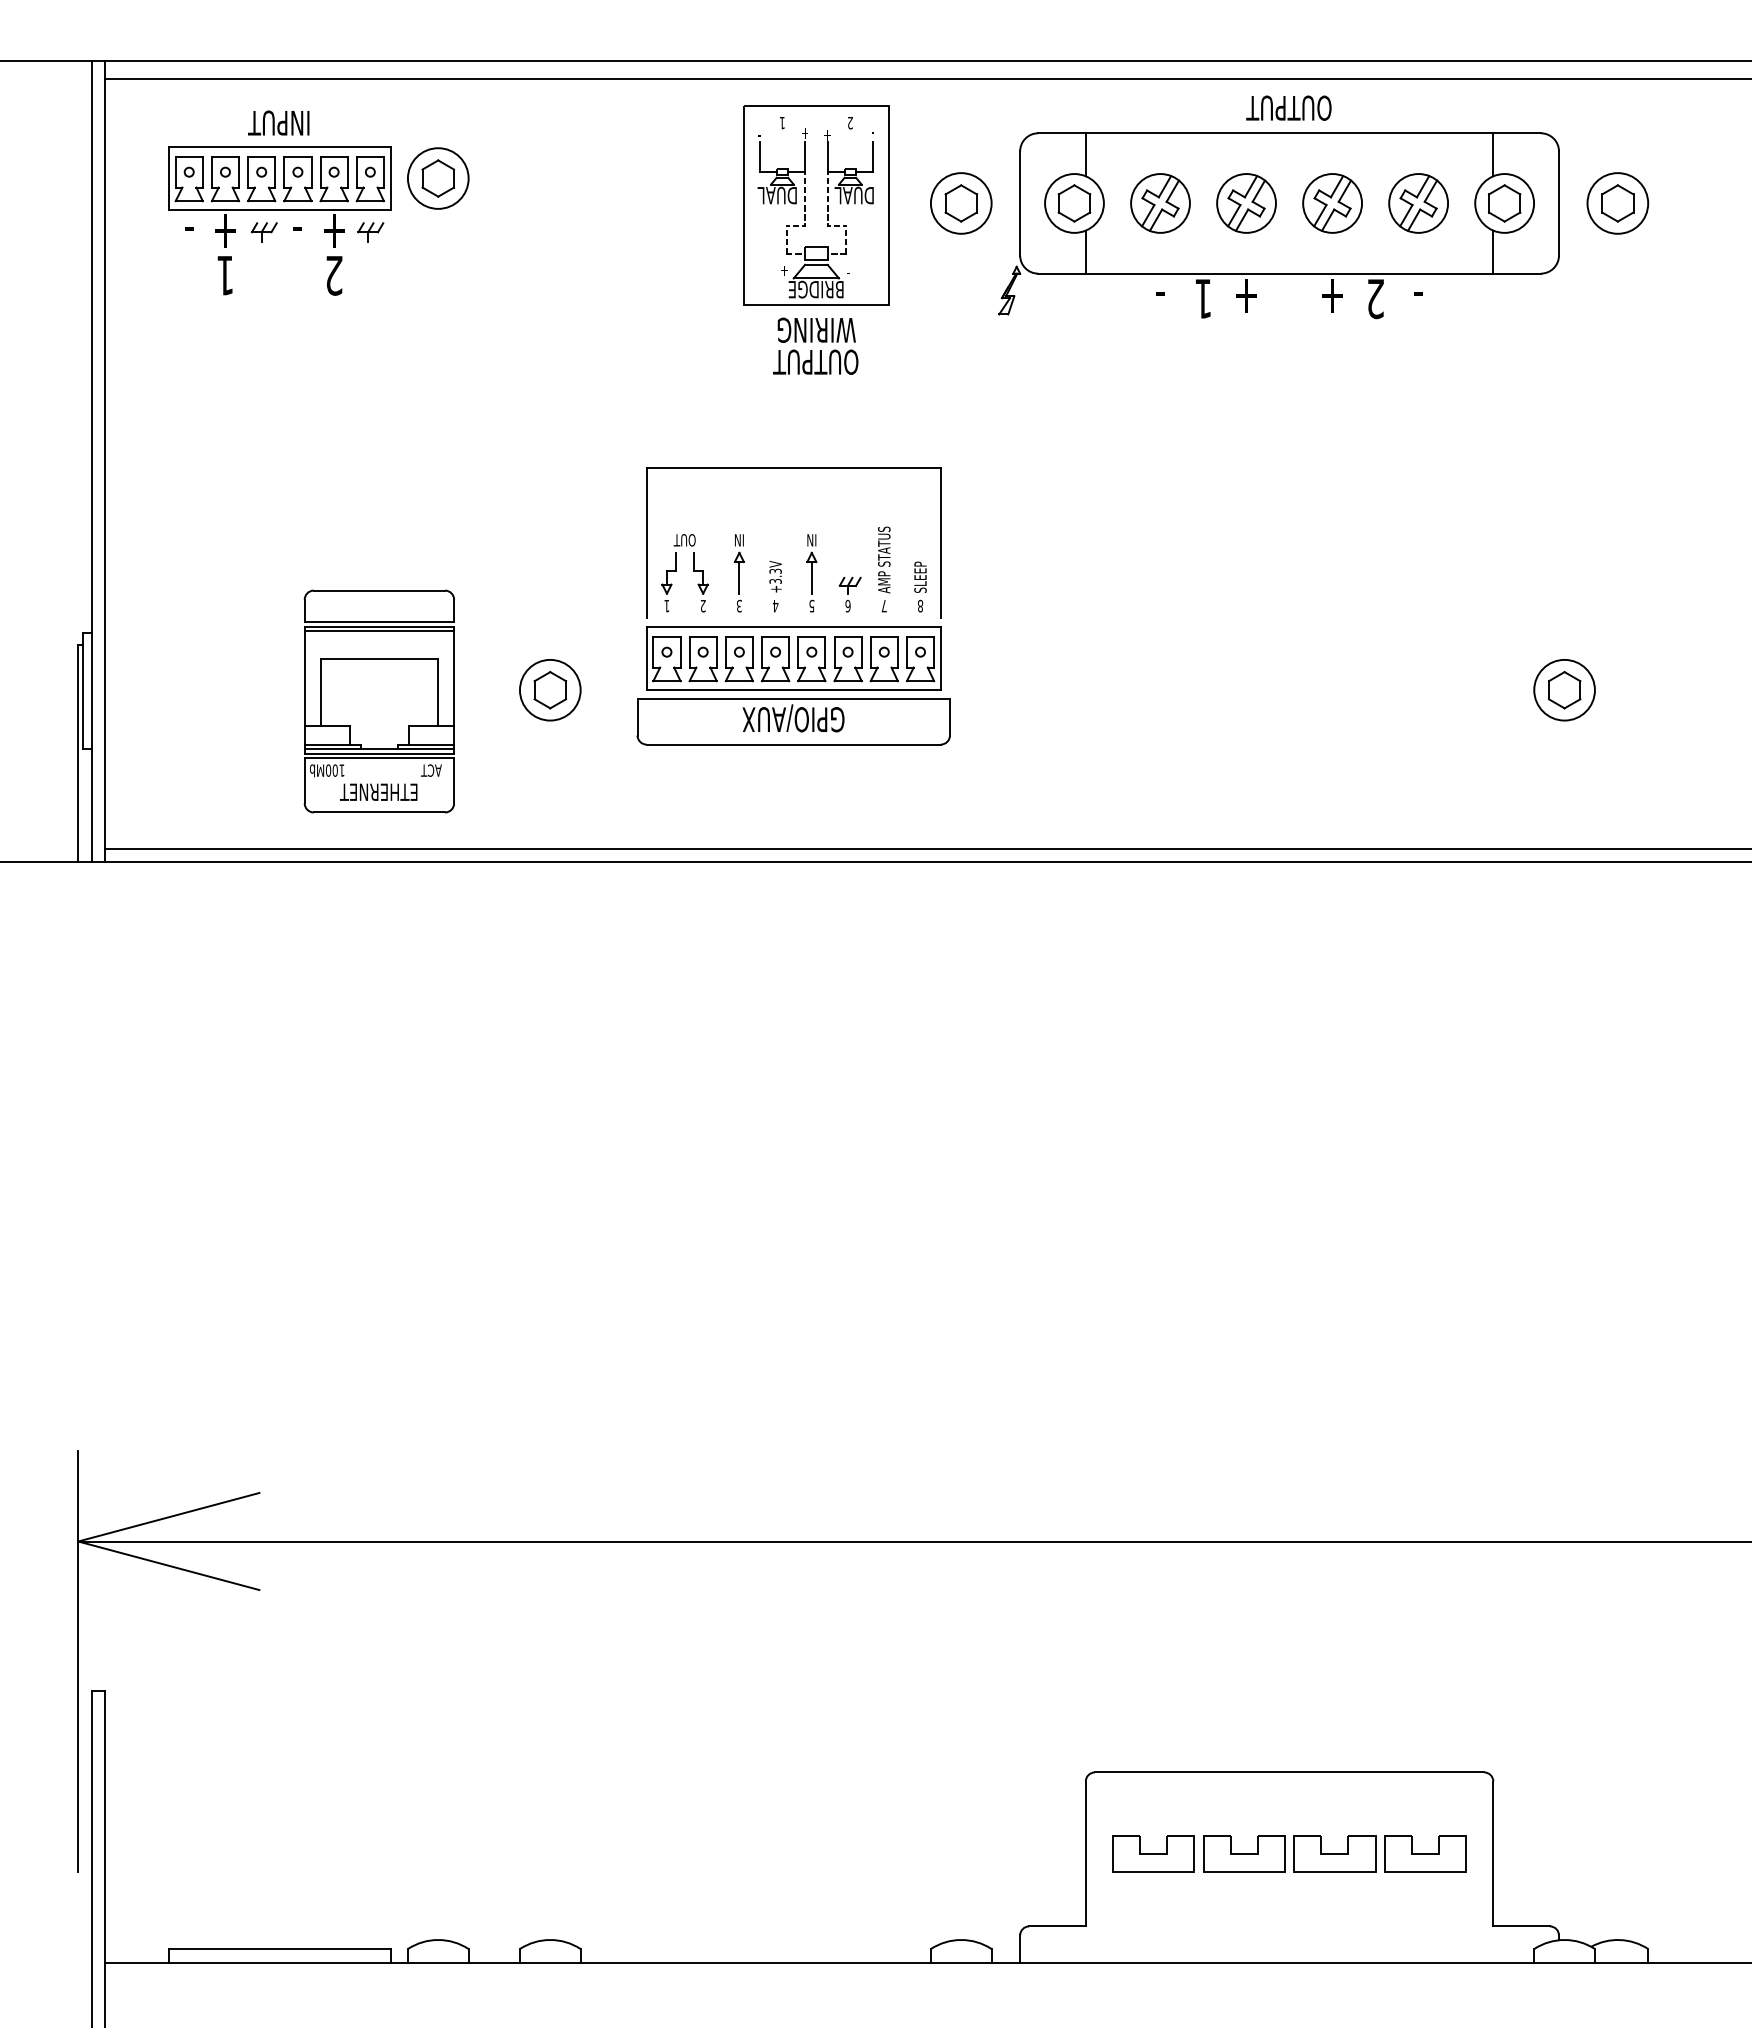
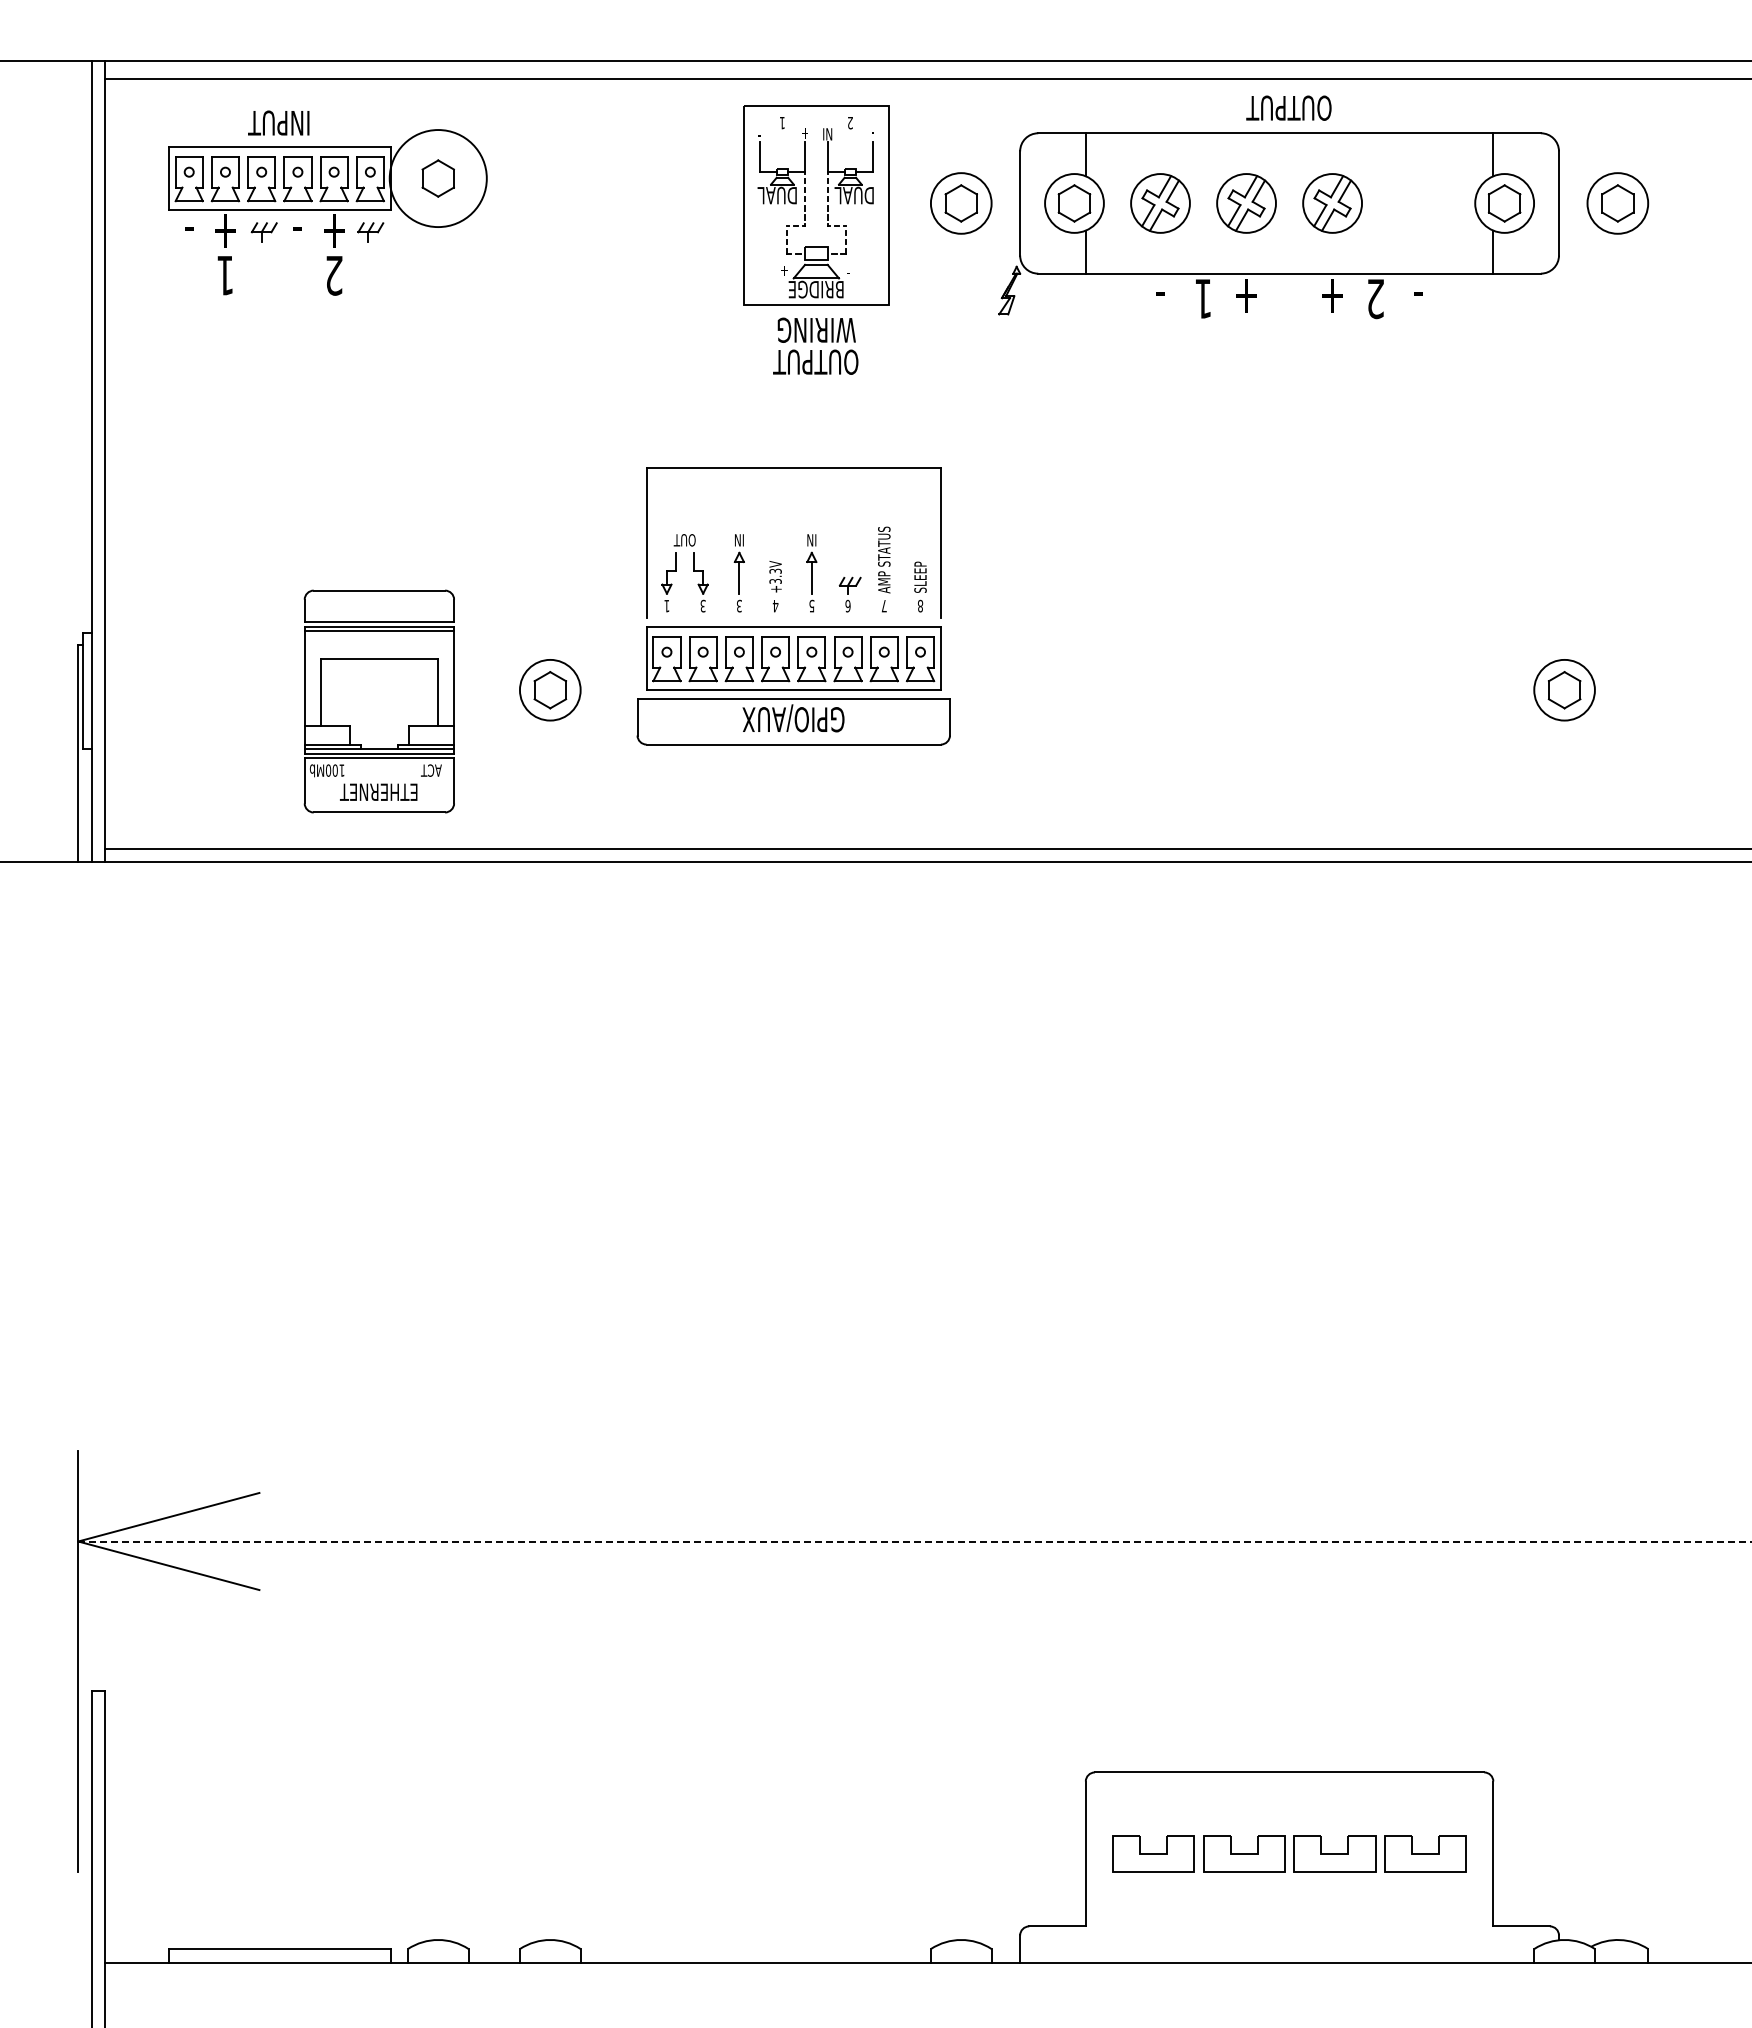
text: + -> IN (827, 134)
circle diameter: 61 px -> 97 px (437, 178)
part: present -> none (1418, 203)
text: 2 -> 3 (702, 605)
line: solid -> dashed (915, 1541)
